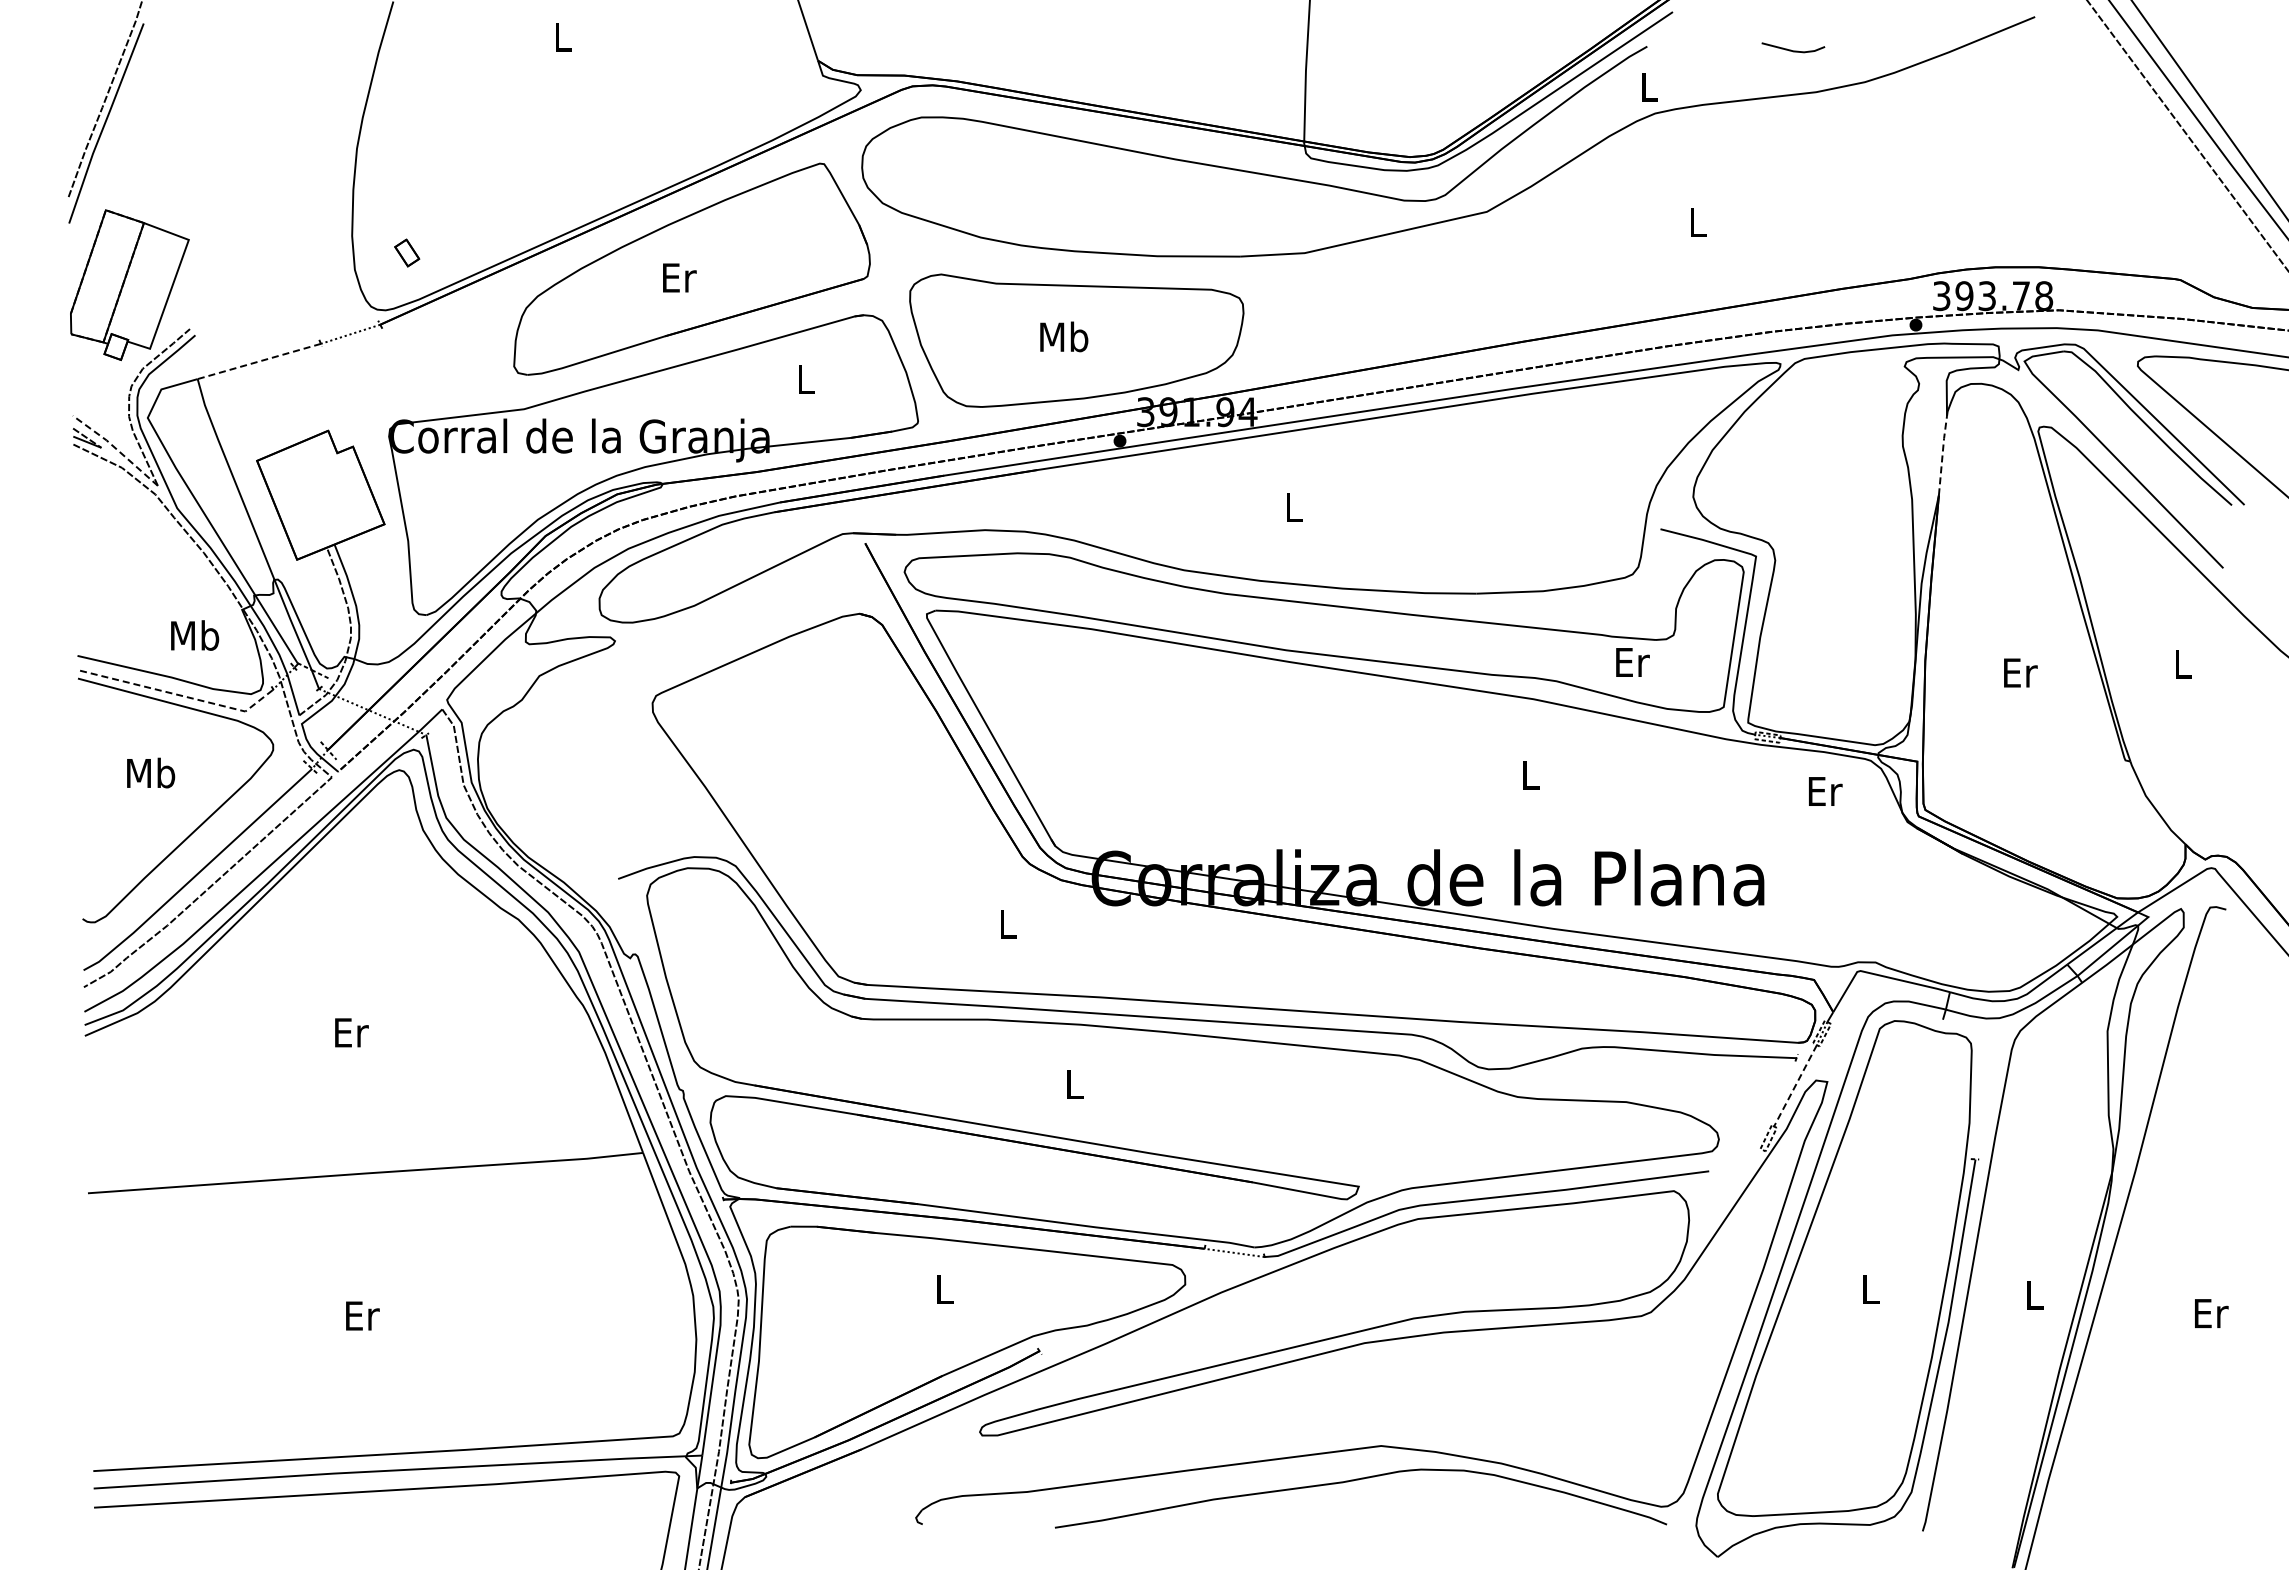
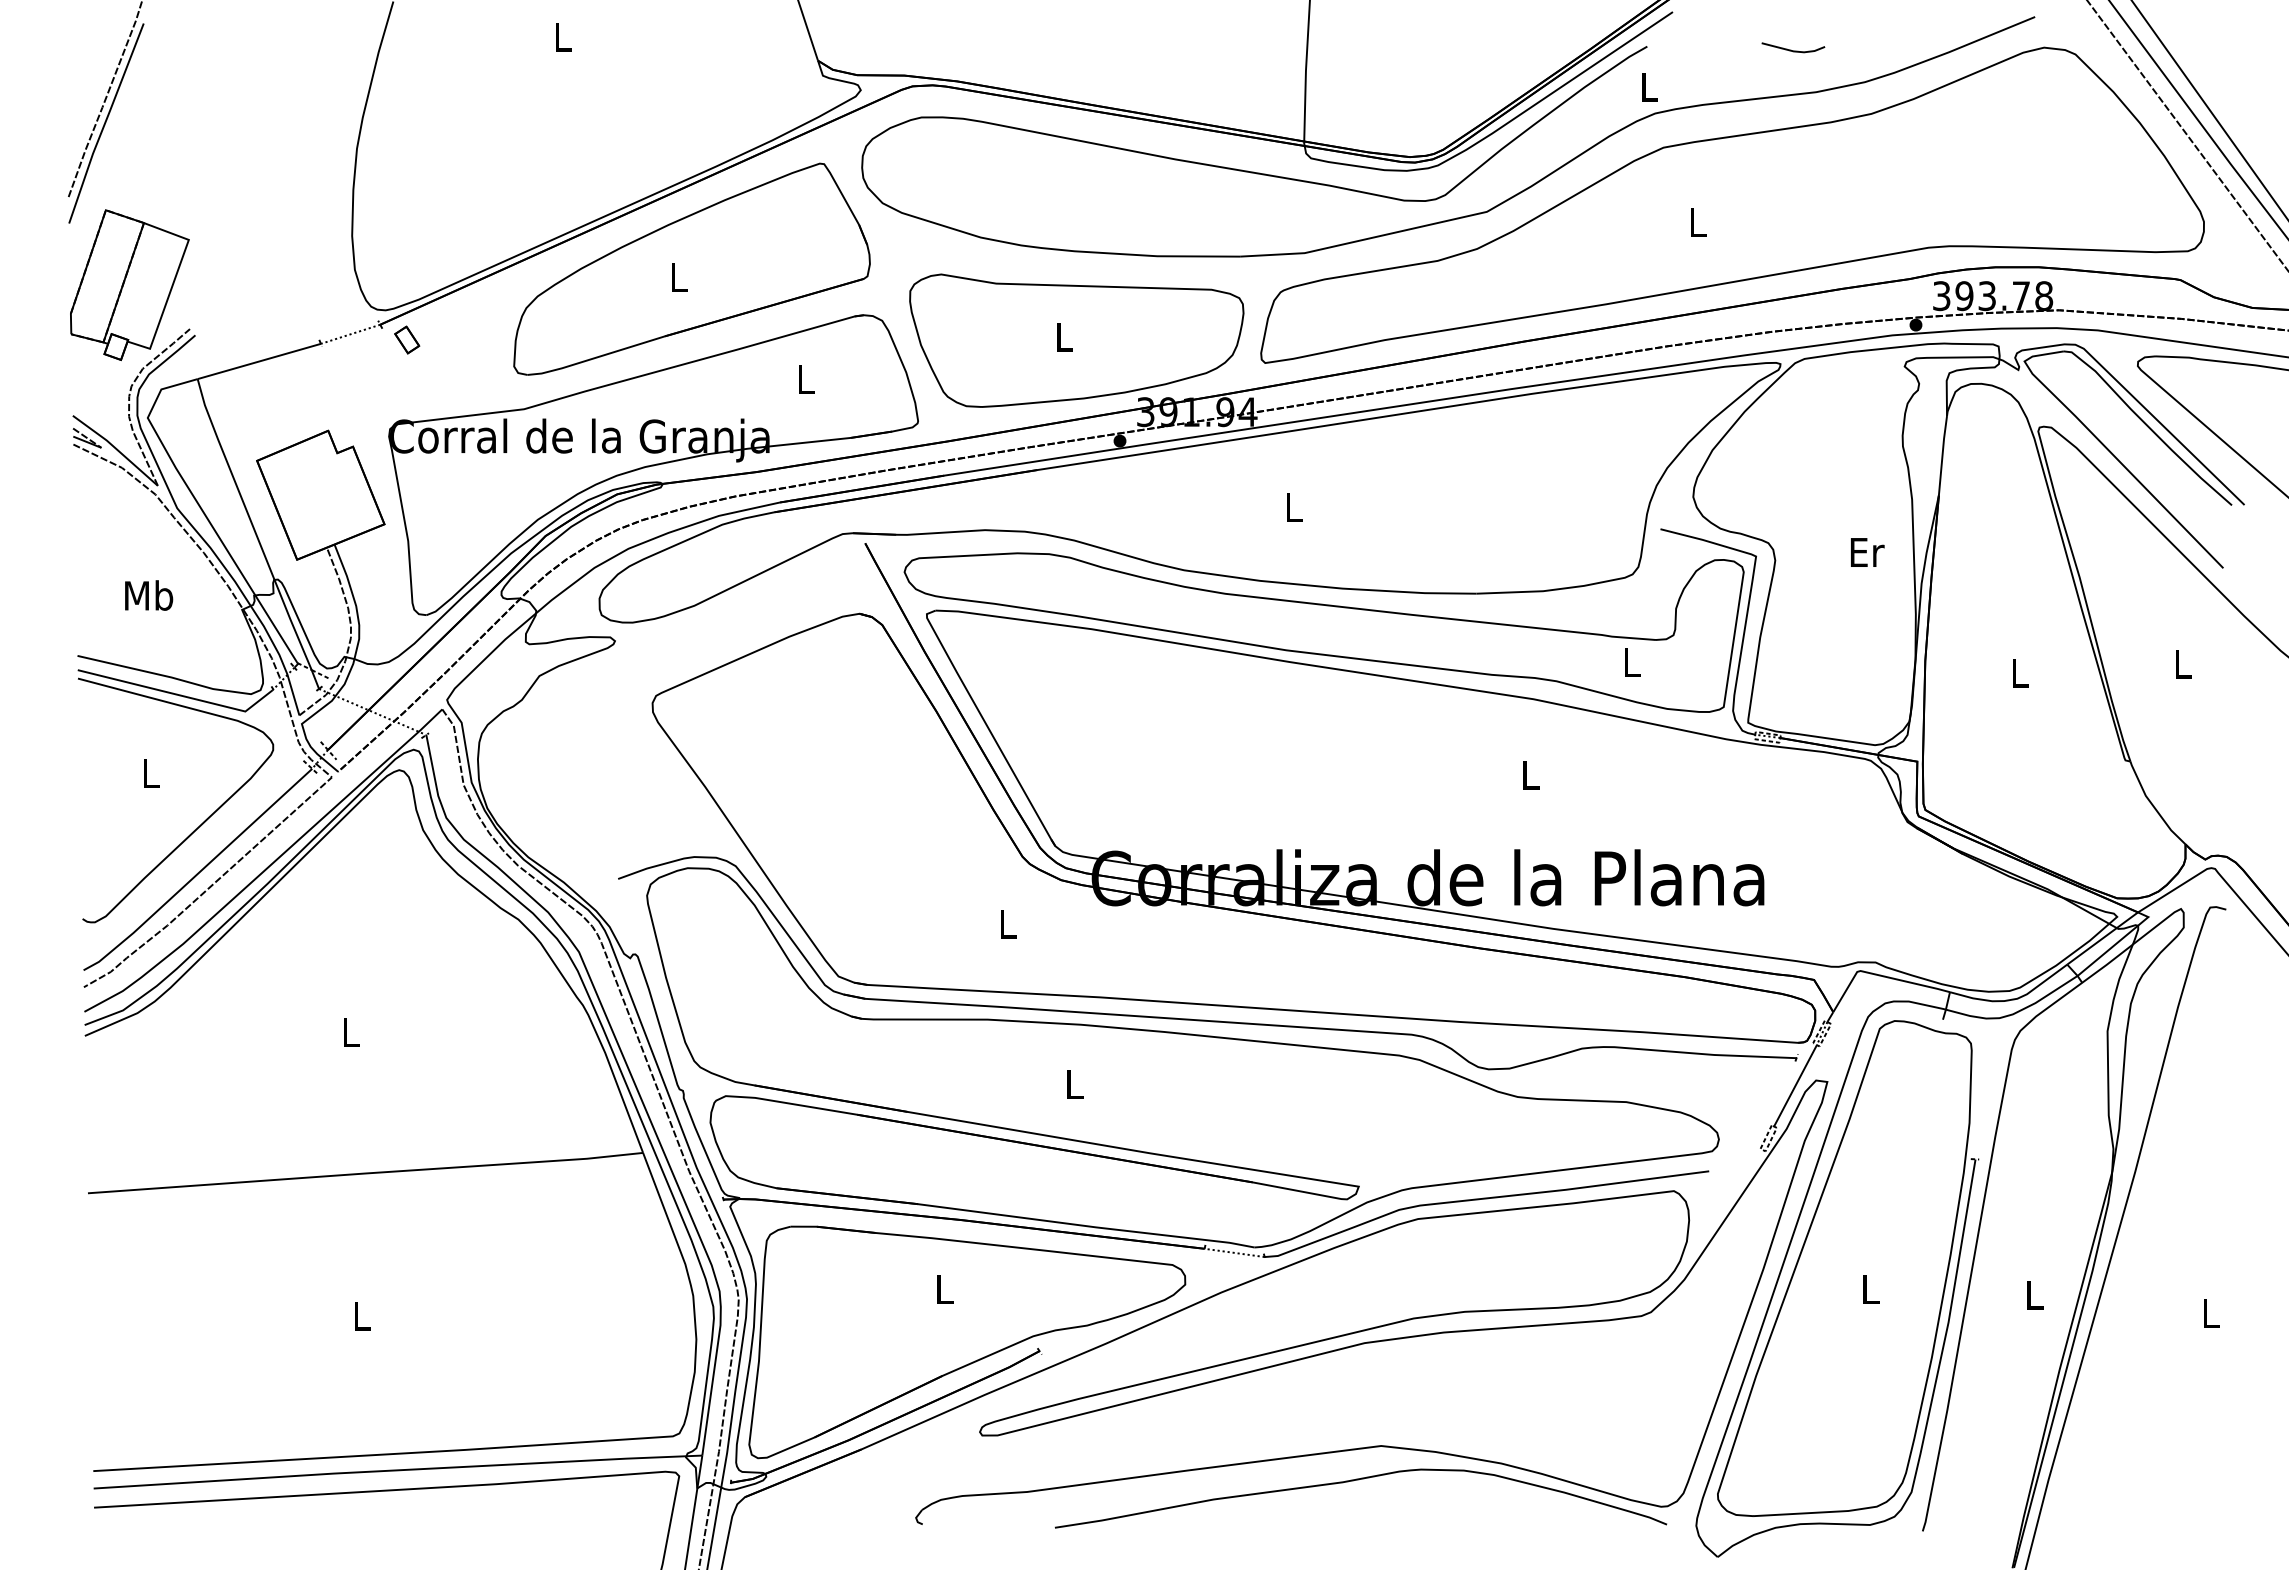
part: none -> present (1732, 204)
part position: (407, 252) -> (407, 339) (407, 339)
text: Er -> L (679, 277)
text: Mb -> L (1064, 336)
line: dashed -> solid (258, 361)
line: dashed -> solid (116, 448)
line: dashed -> solid (1942, 454)
text position: (195, 635) -> (149, 595) (149, 595)
text: Er -> L (1632, 662)
text: Er -> L (2020, 672)
line: dashed -> solid (178, 695)
text: Mb -> L (151, 772)
text position: (1825, 791) -> (1867, 552) (1867, 552)
text: Er -> L (351, 1032)
line: dashed -> solid (1795, 1085)
text: Er -> L (2211, 1313)
text: Er -> L (362, 1315)
